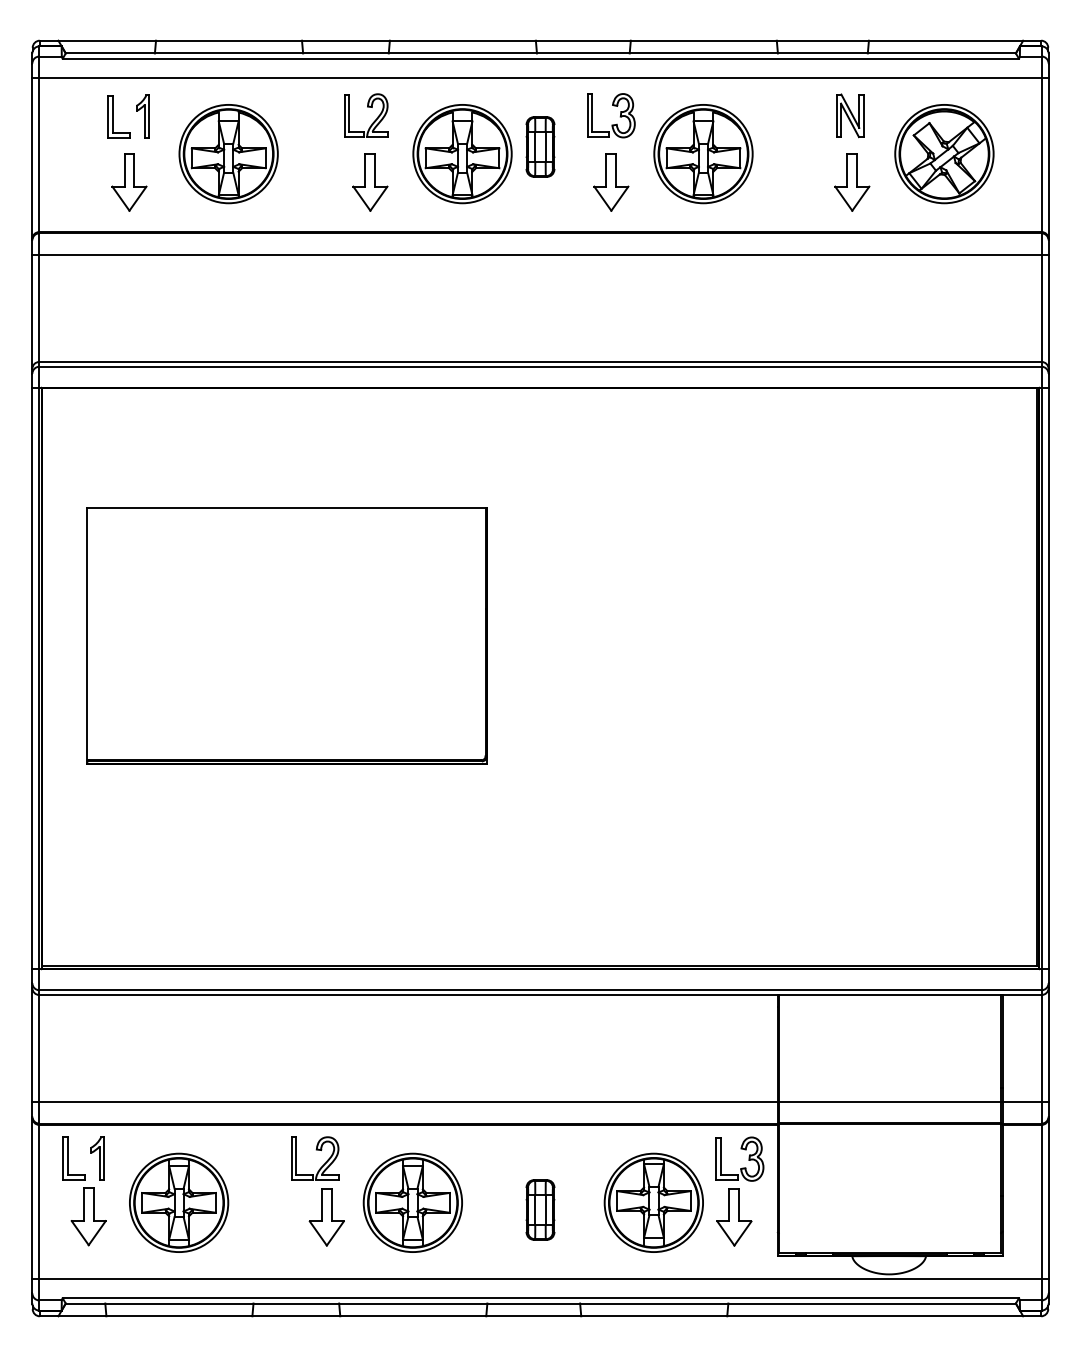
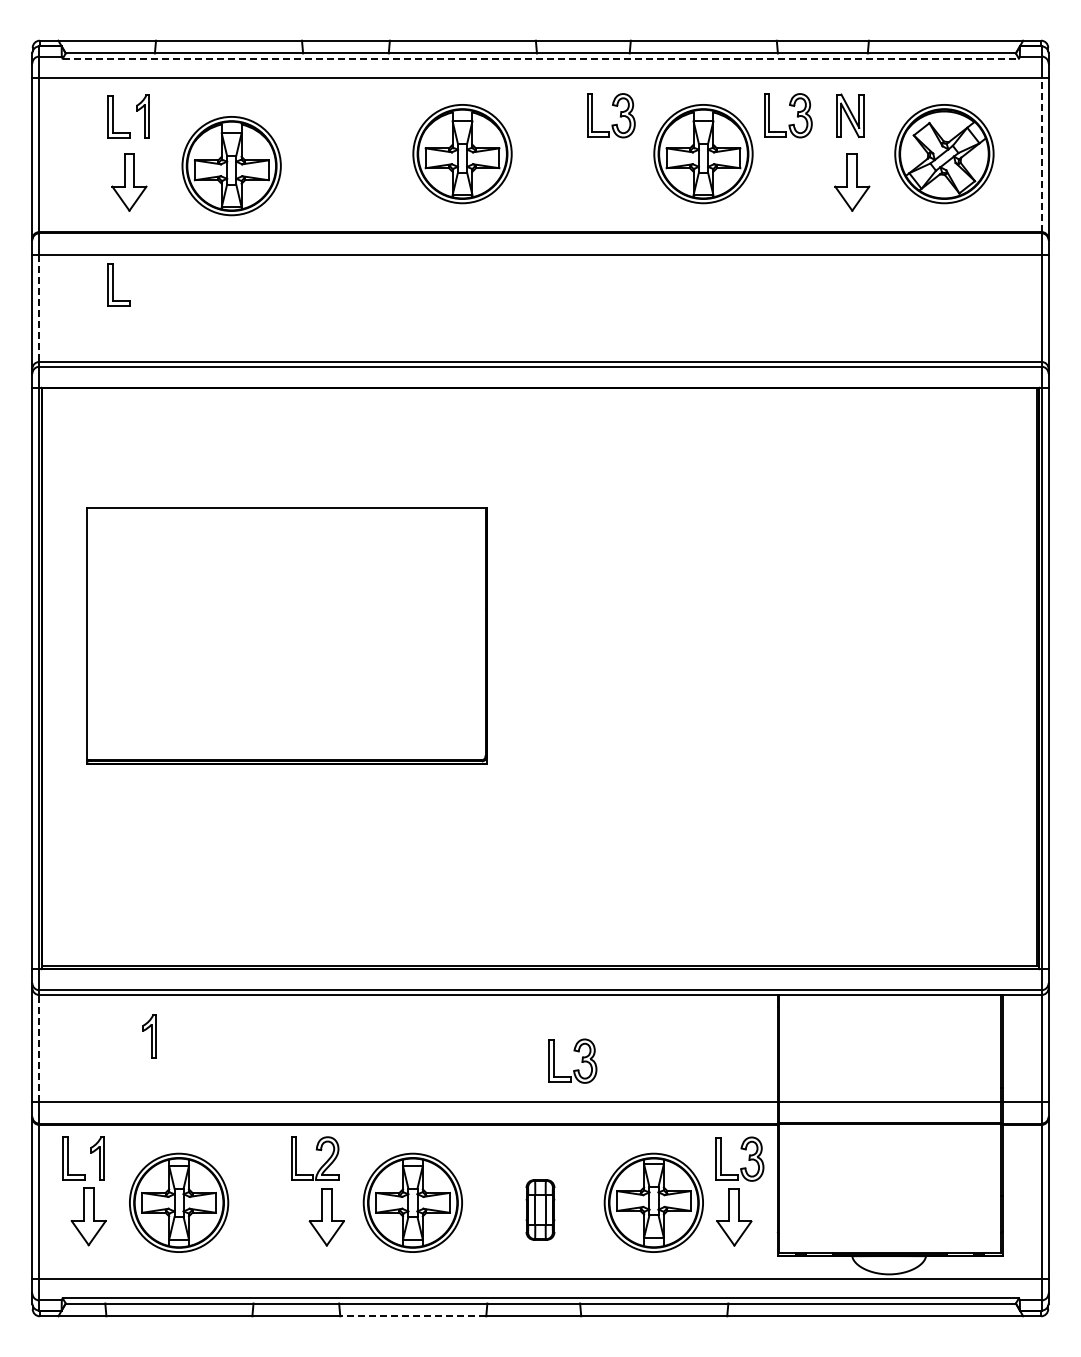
line: solid -> dashed (541, 58)
part: present -> none (367, 107)
part: none -> present (796, 116)
part: present -> none (540, 146)
part position: (228, 154) -> (231, 166) (231, 166)
line: solid -> dashed (1041, 154)
part: present -> none (370, 182)
part: present -> none (611, 182)
part: none -> present (118, 284)
line: solid -> dashed (39, 308)
part: none -> present (149, 1036)
line: solid -> dashed (39, 1048)
part: none -> present (581, 1060)
line: solid -> dashed (413, 1316)
